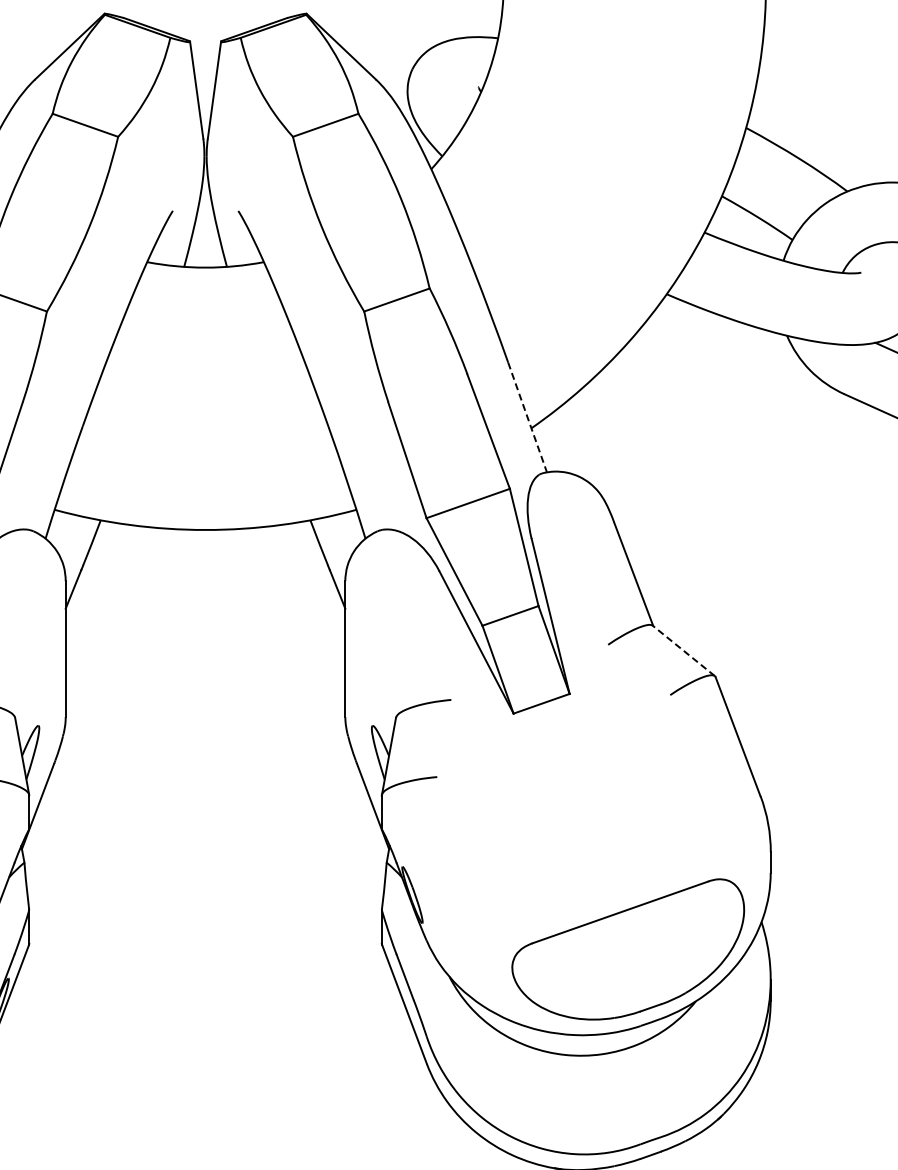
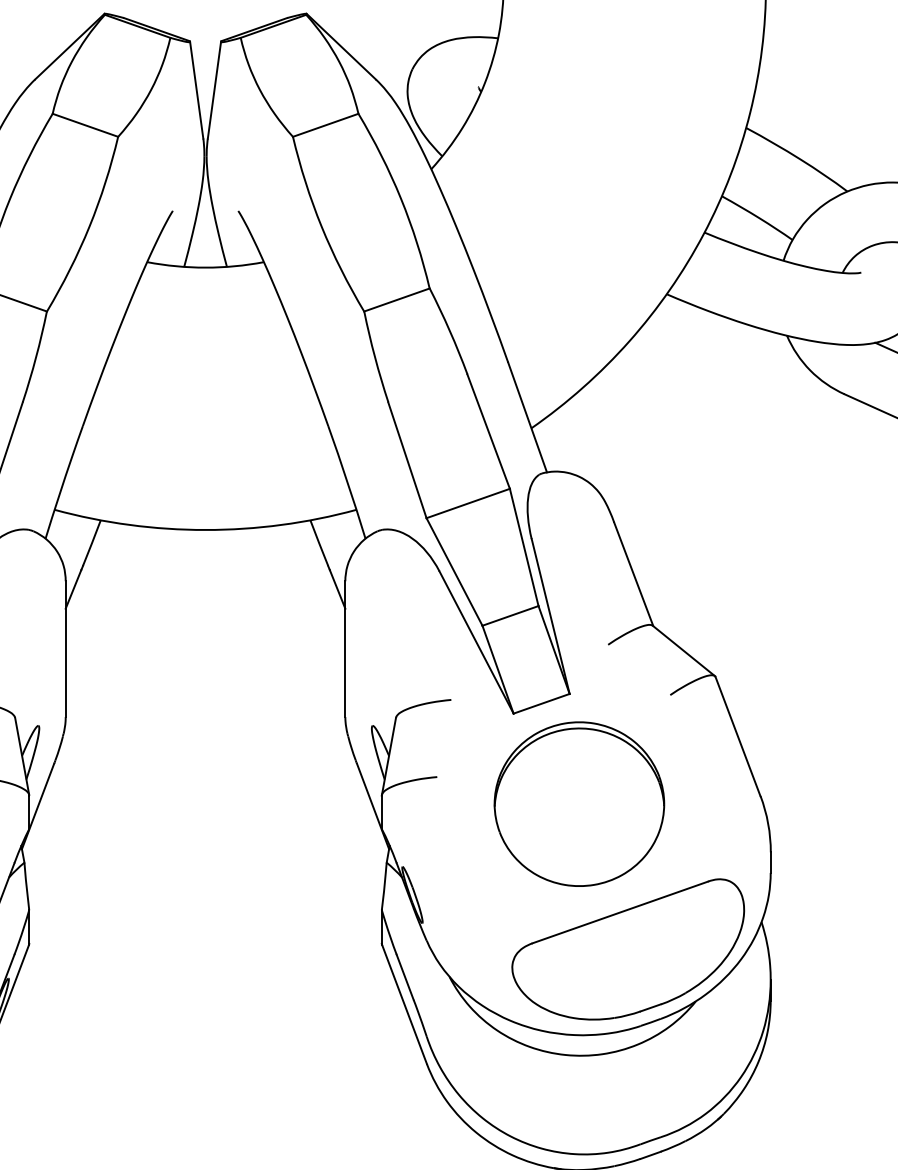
line: dashed -> solid (527, 418)
line: dashed -> solid (683, 650)
part: none -> present (579, 803)
